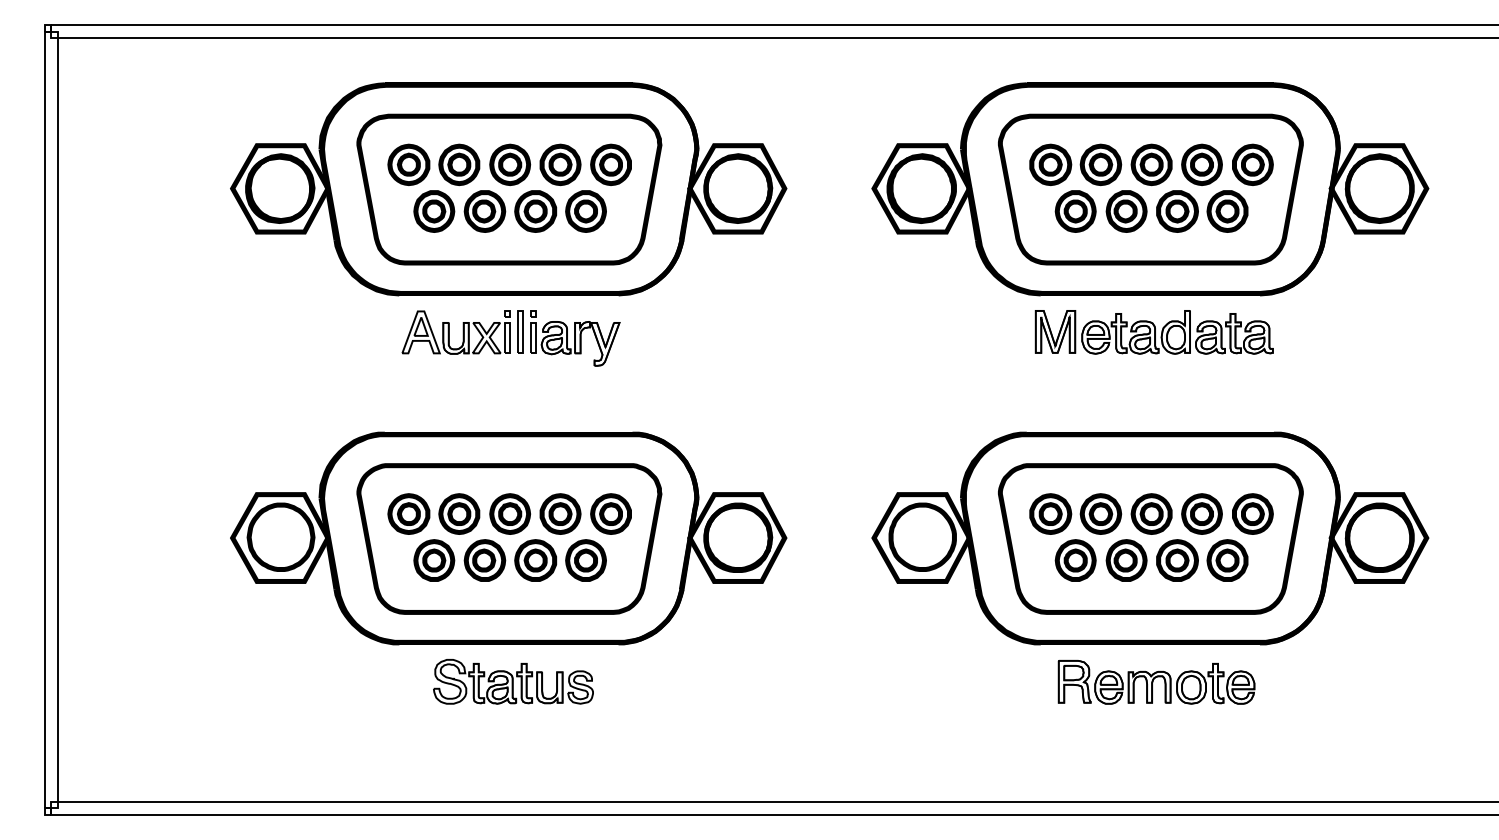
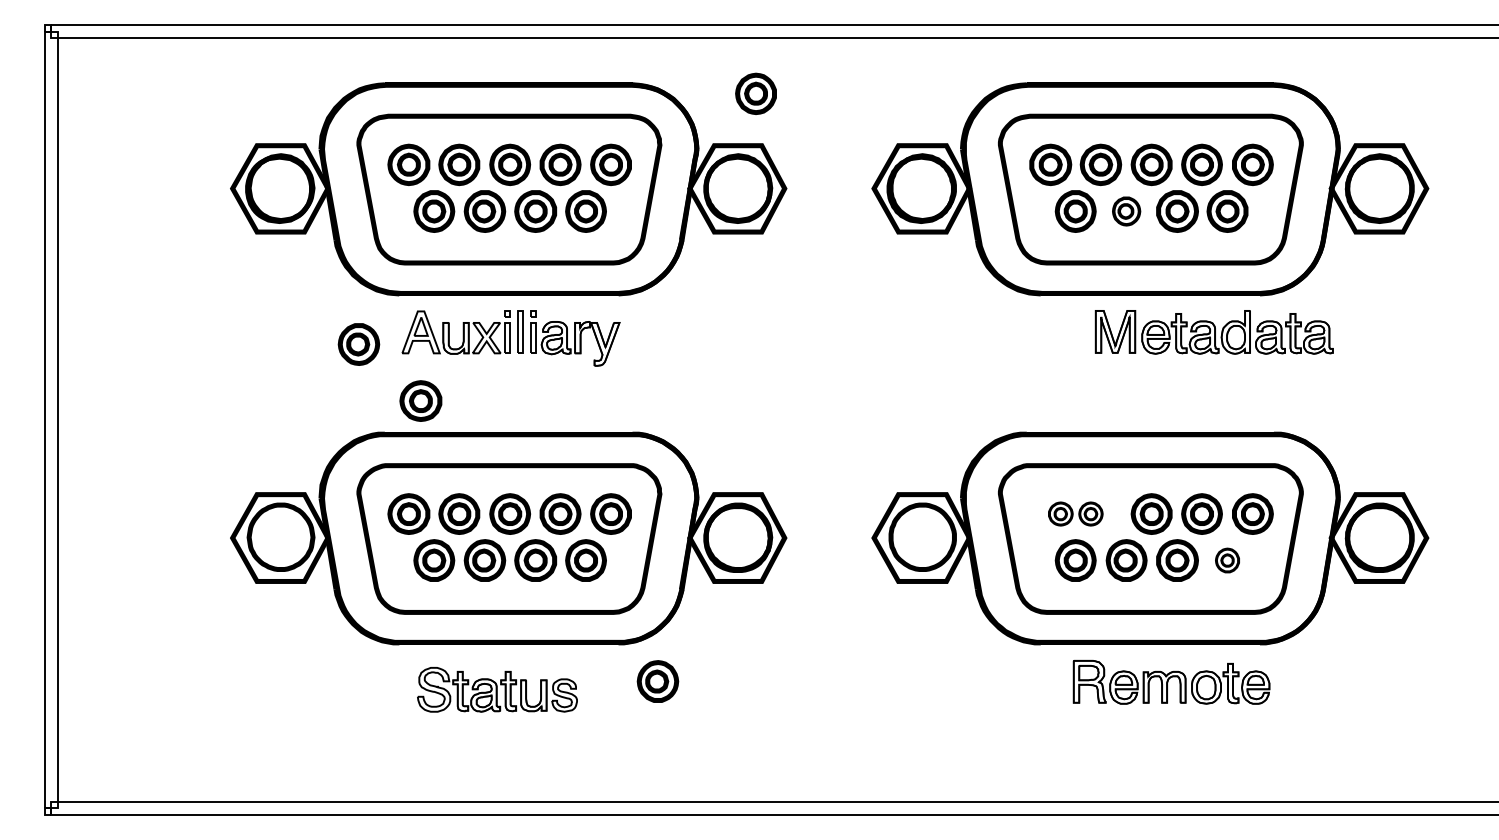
part: none -> present (755, 93)
part size: 43x43 px -> 30x31 px (1126, 211)
part position: (1153, 332) -> (1213, 332) (1213, 332)
part: none -> present (358, 344)
part: none -> present (420, 400)
part size: 94x42 px -> 56x26 px (1075, 513)
part size: 43x43 px -> 25x27 px (1227, 560)
part position: (513, 681) -> (497, 689) (497, 689)
part: none -> present (657, 681)
part position: (1156, 682) -> (1171, 682) (1171, 682)
